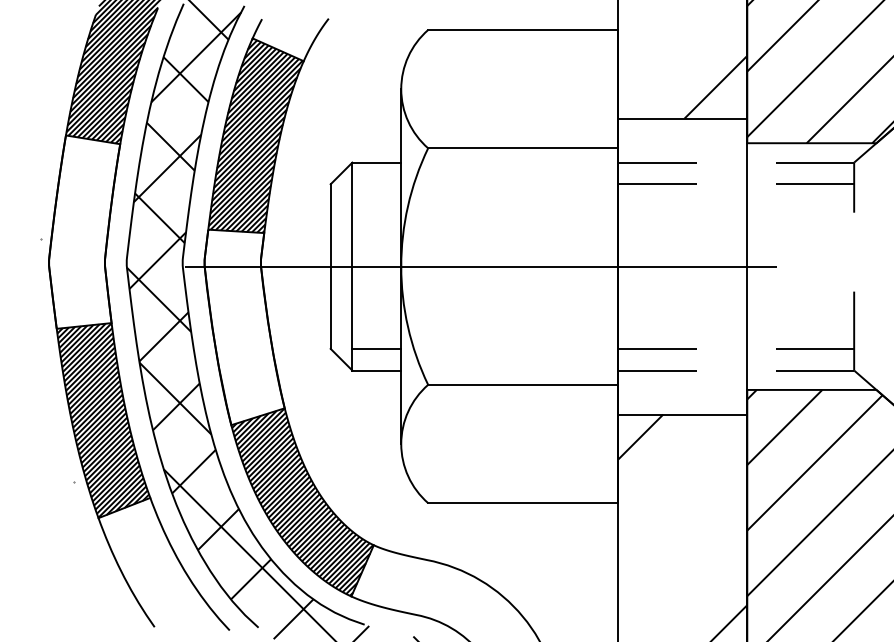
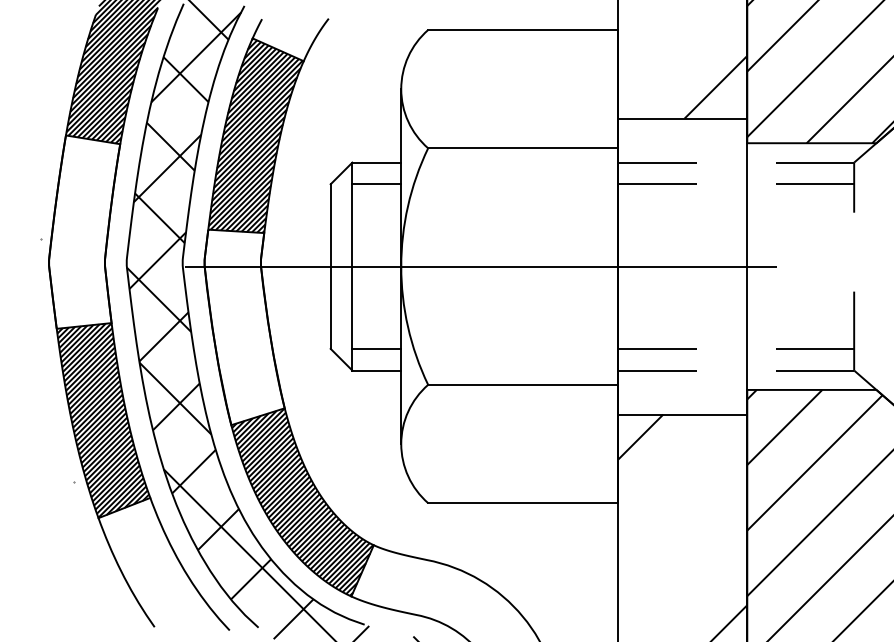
line: none -> present (376, 184)
